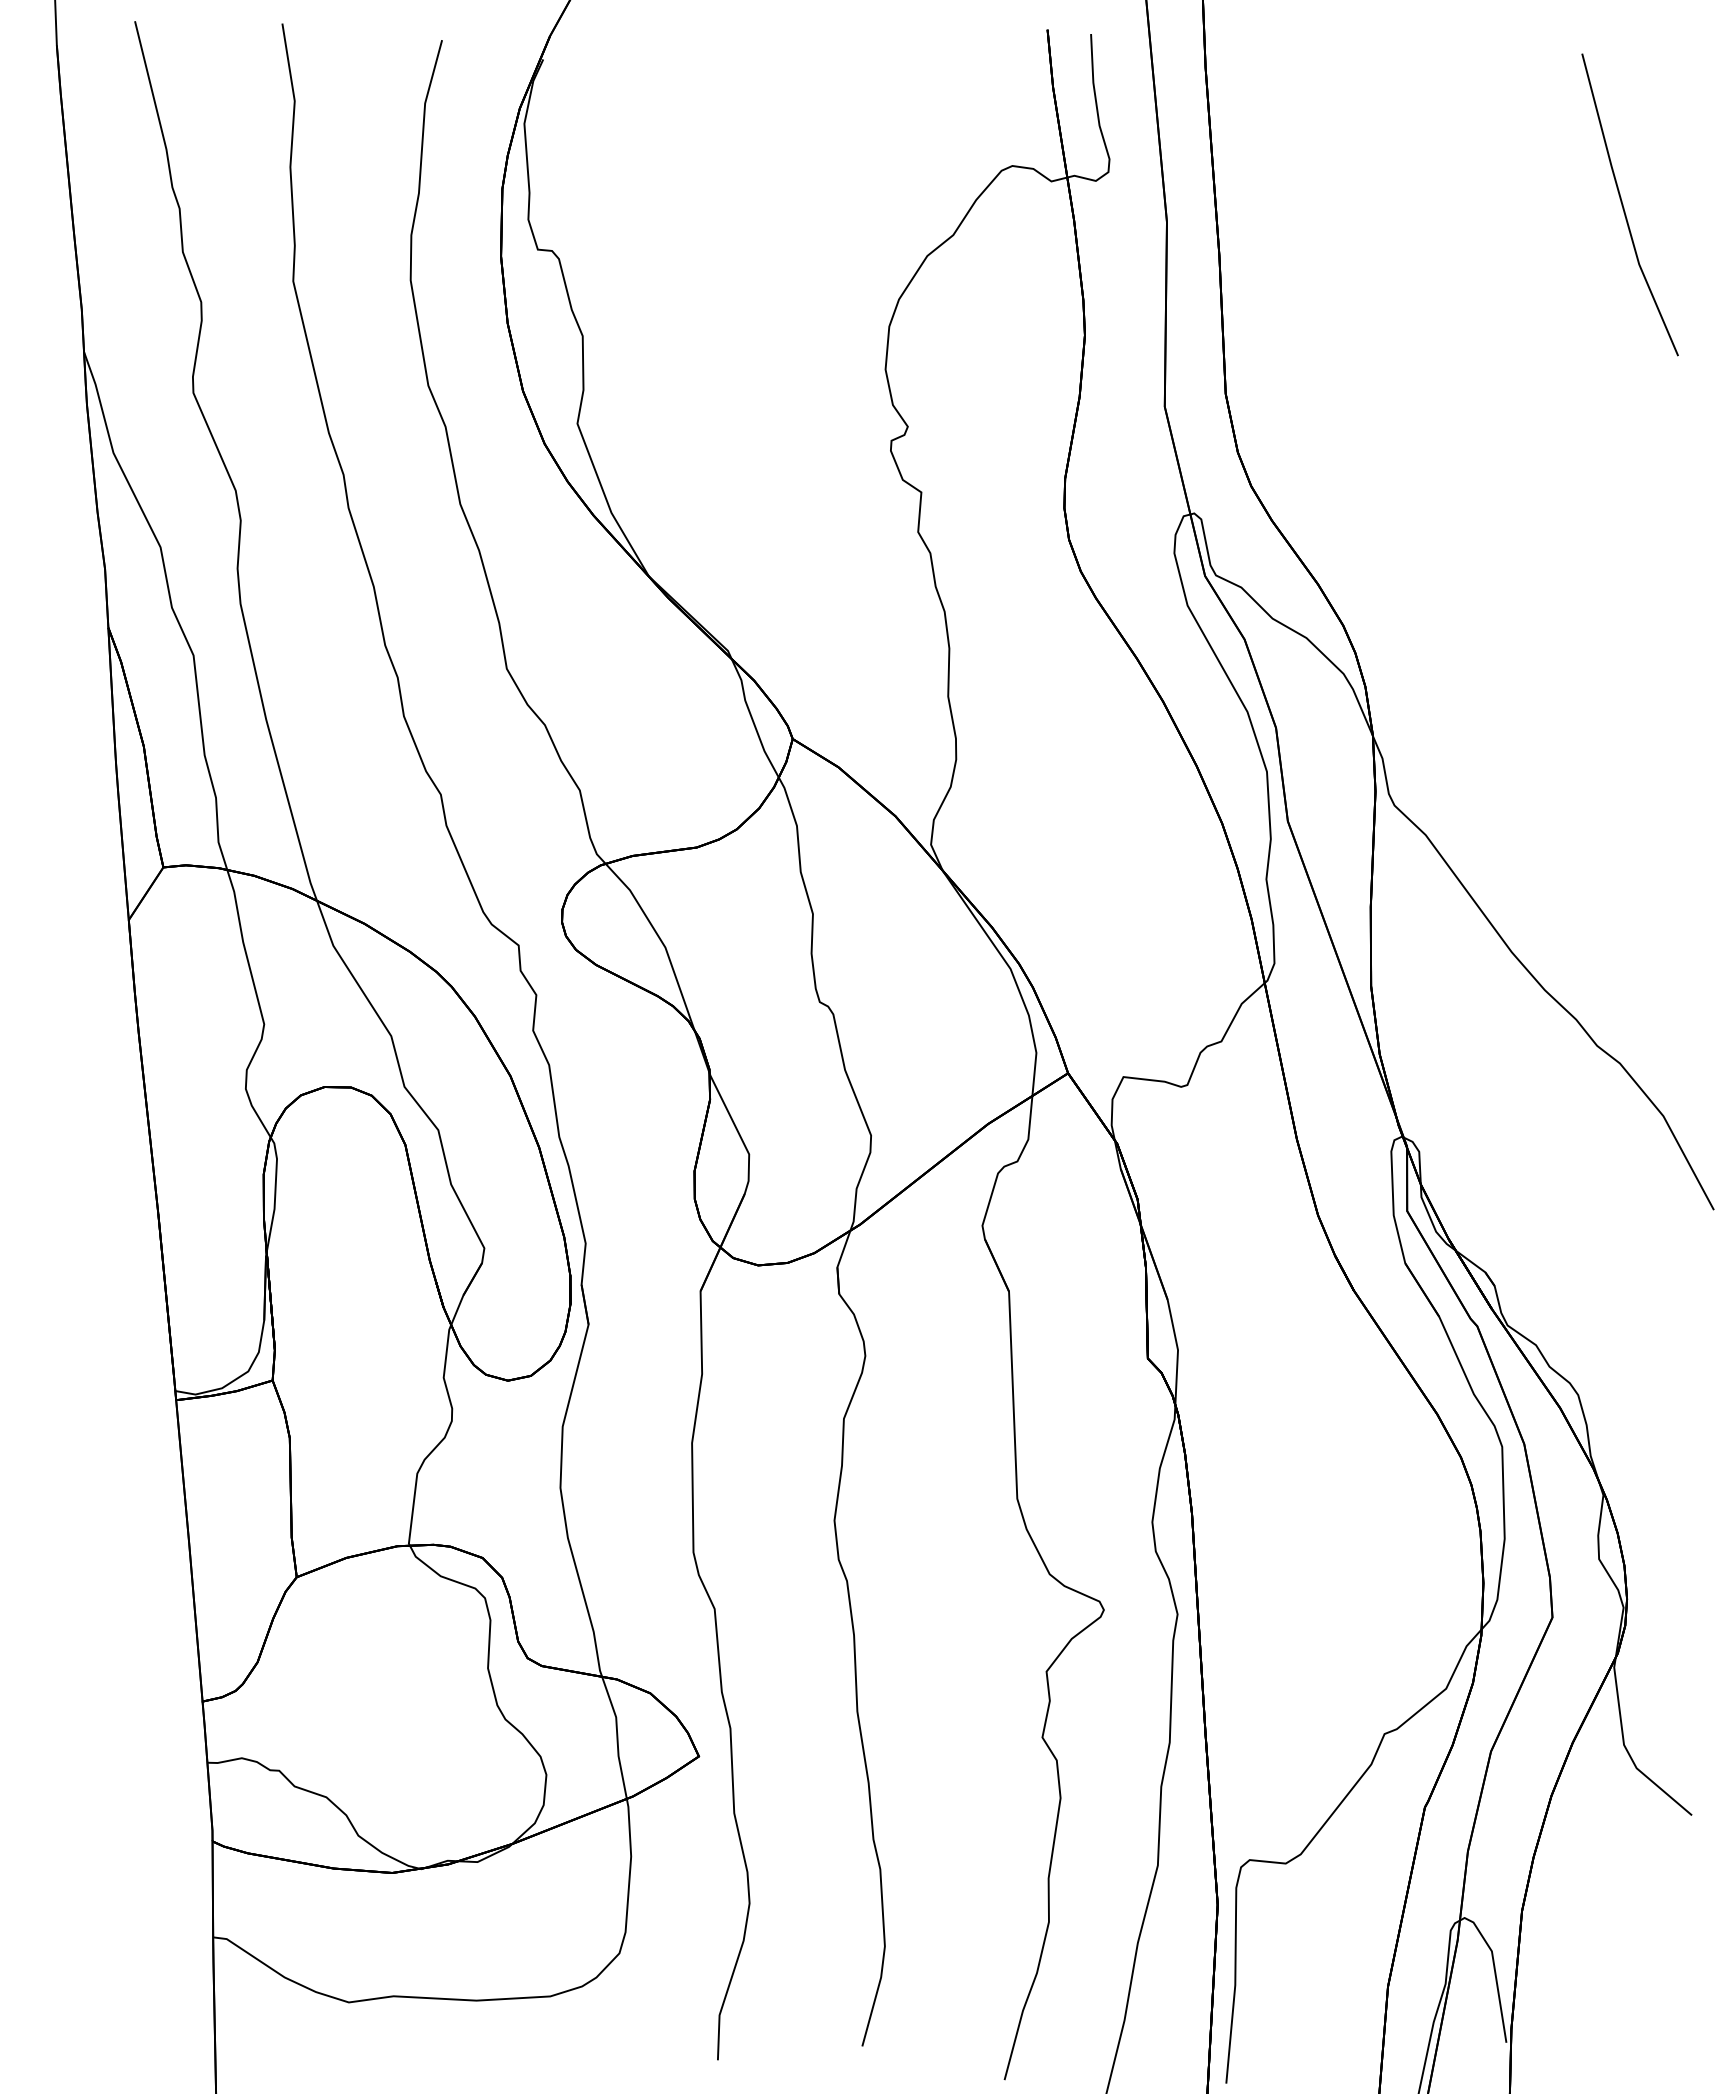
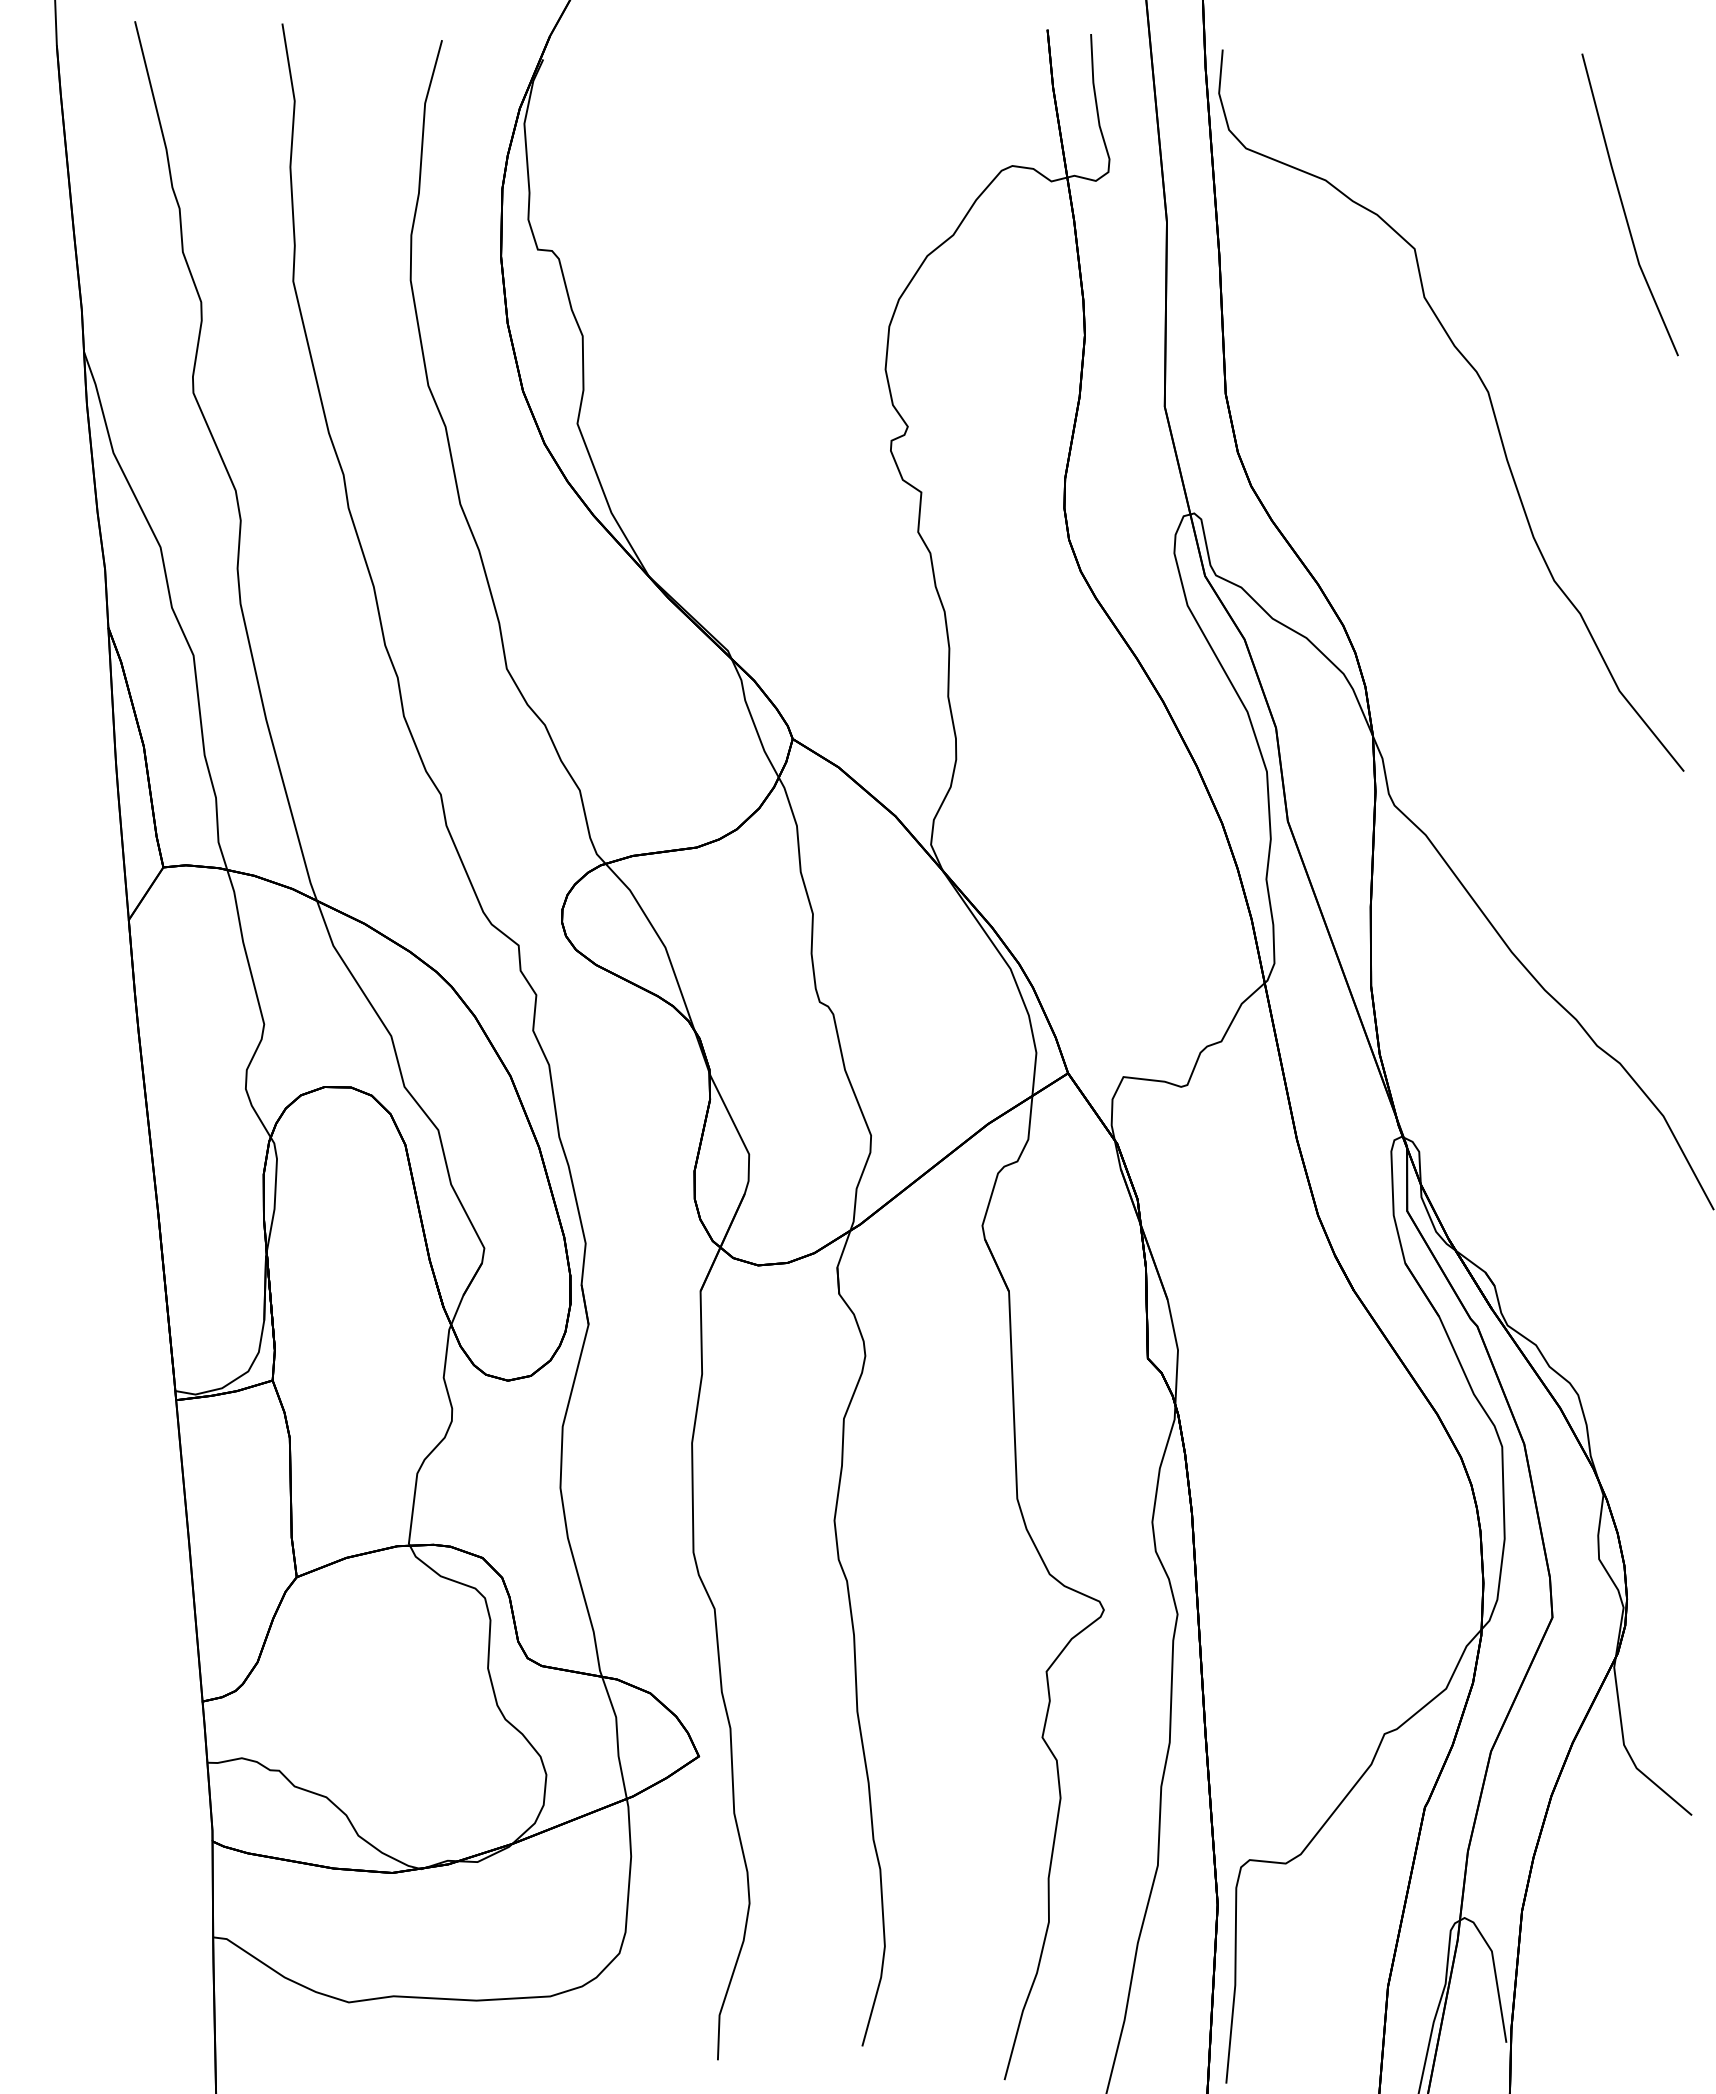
curve: none -> present (1489, 401)
